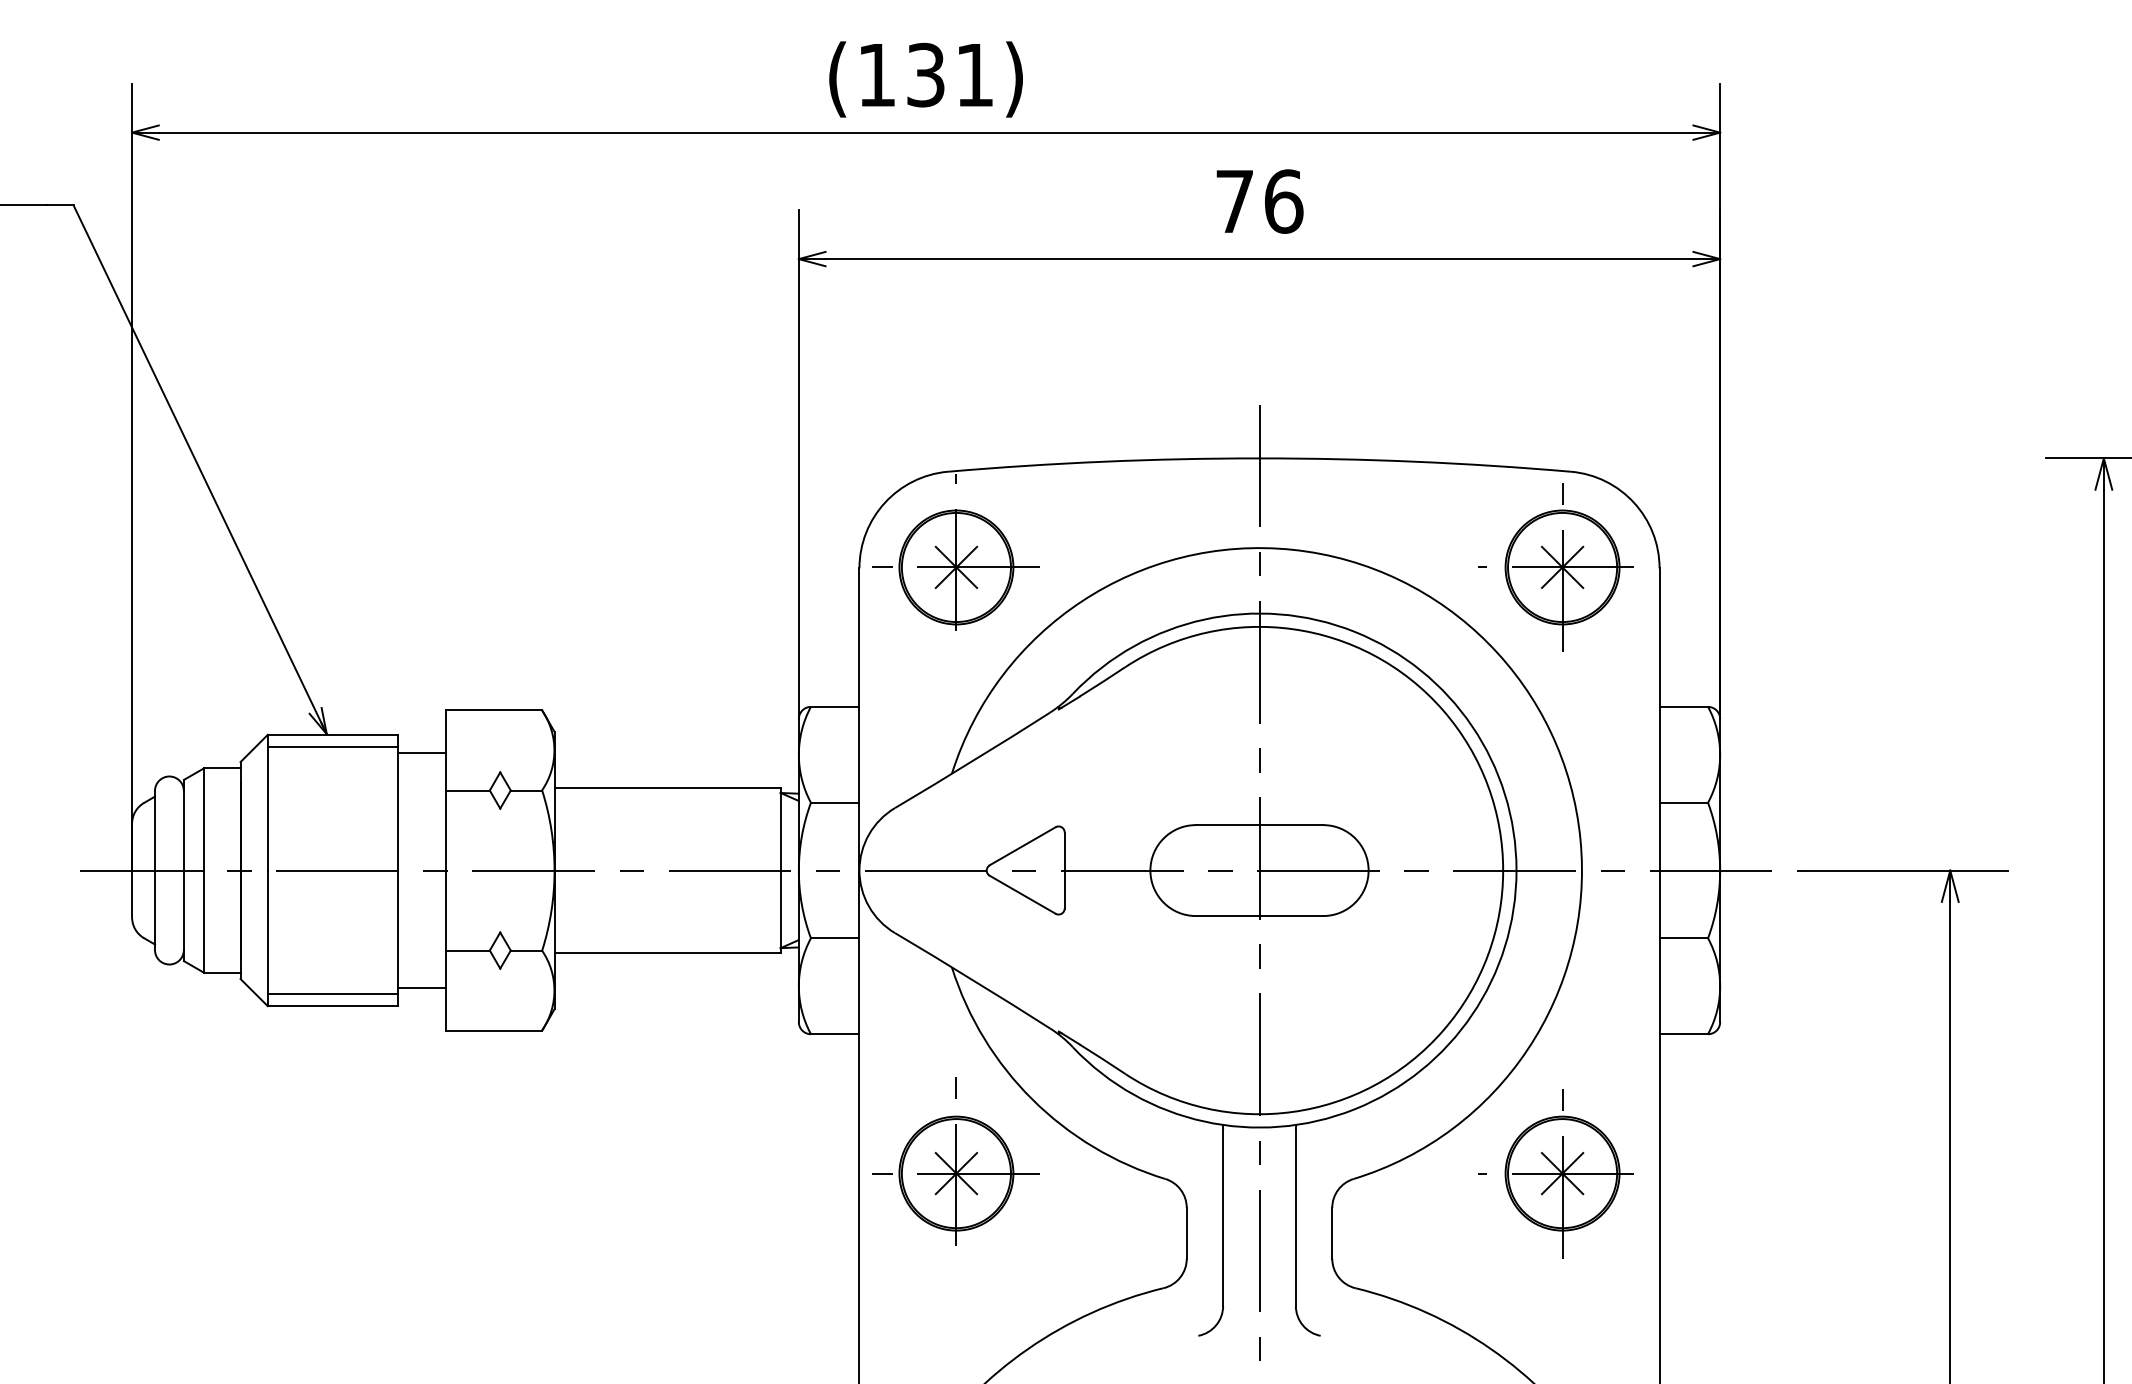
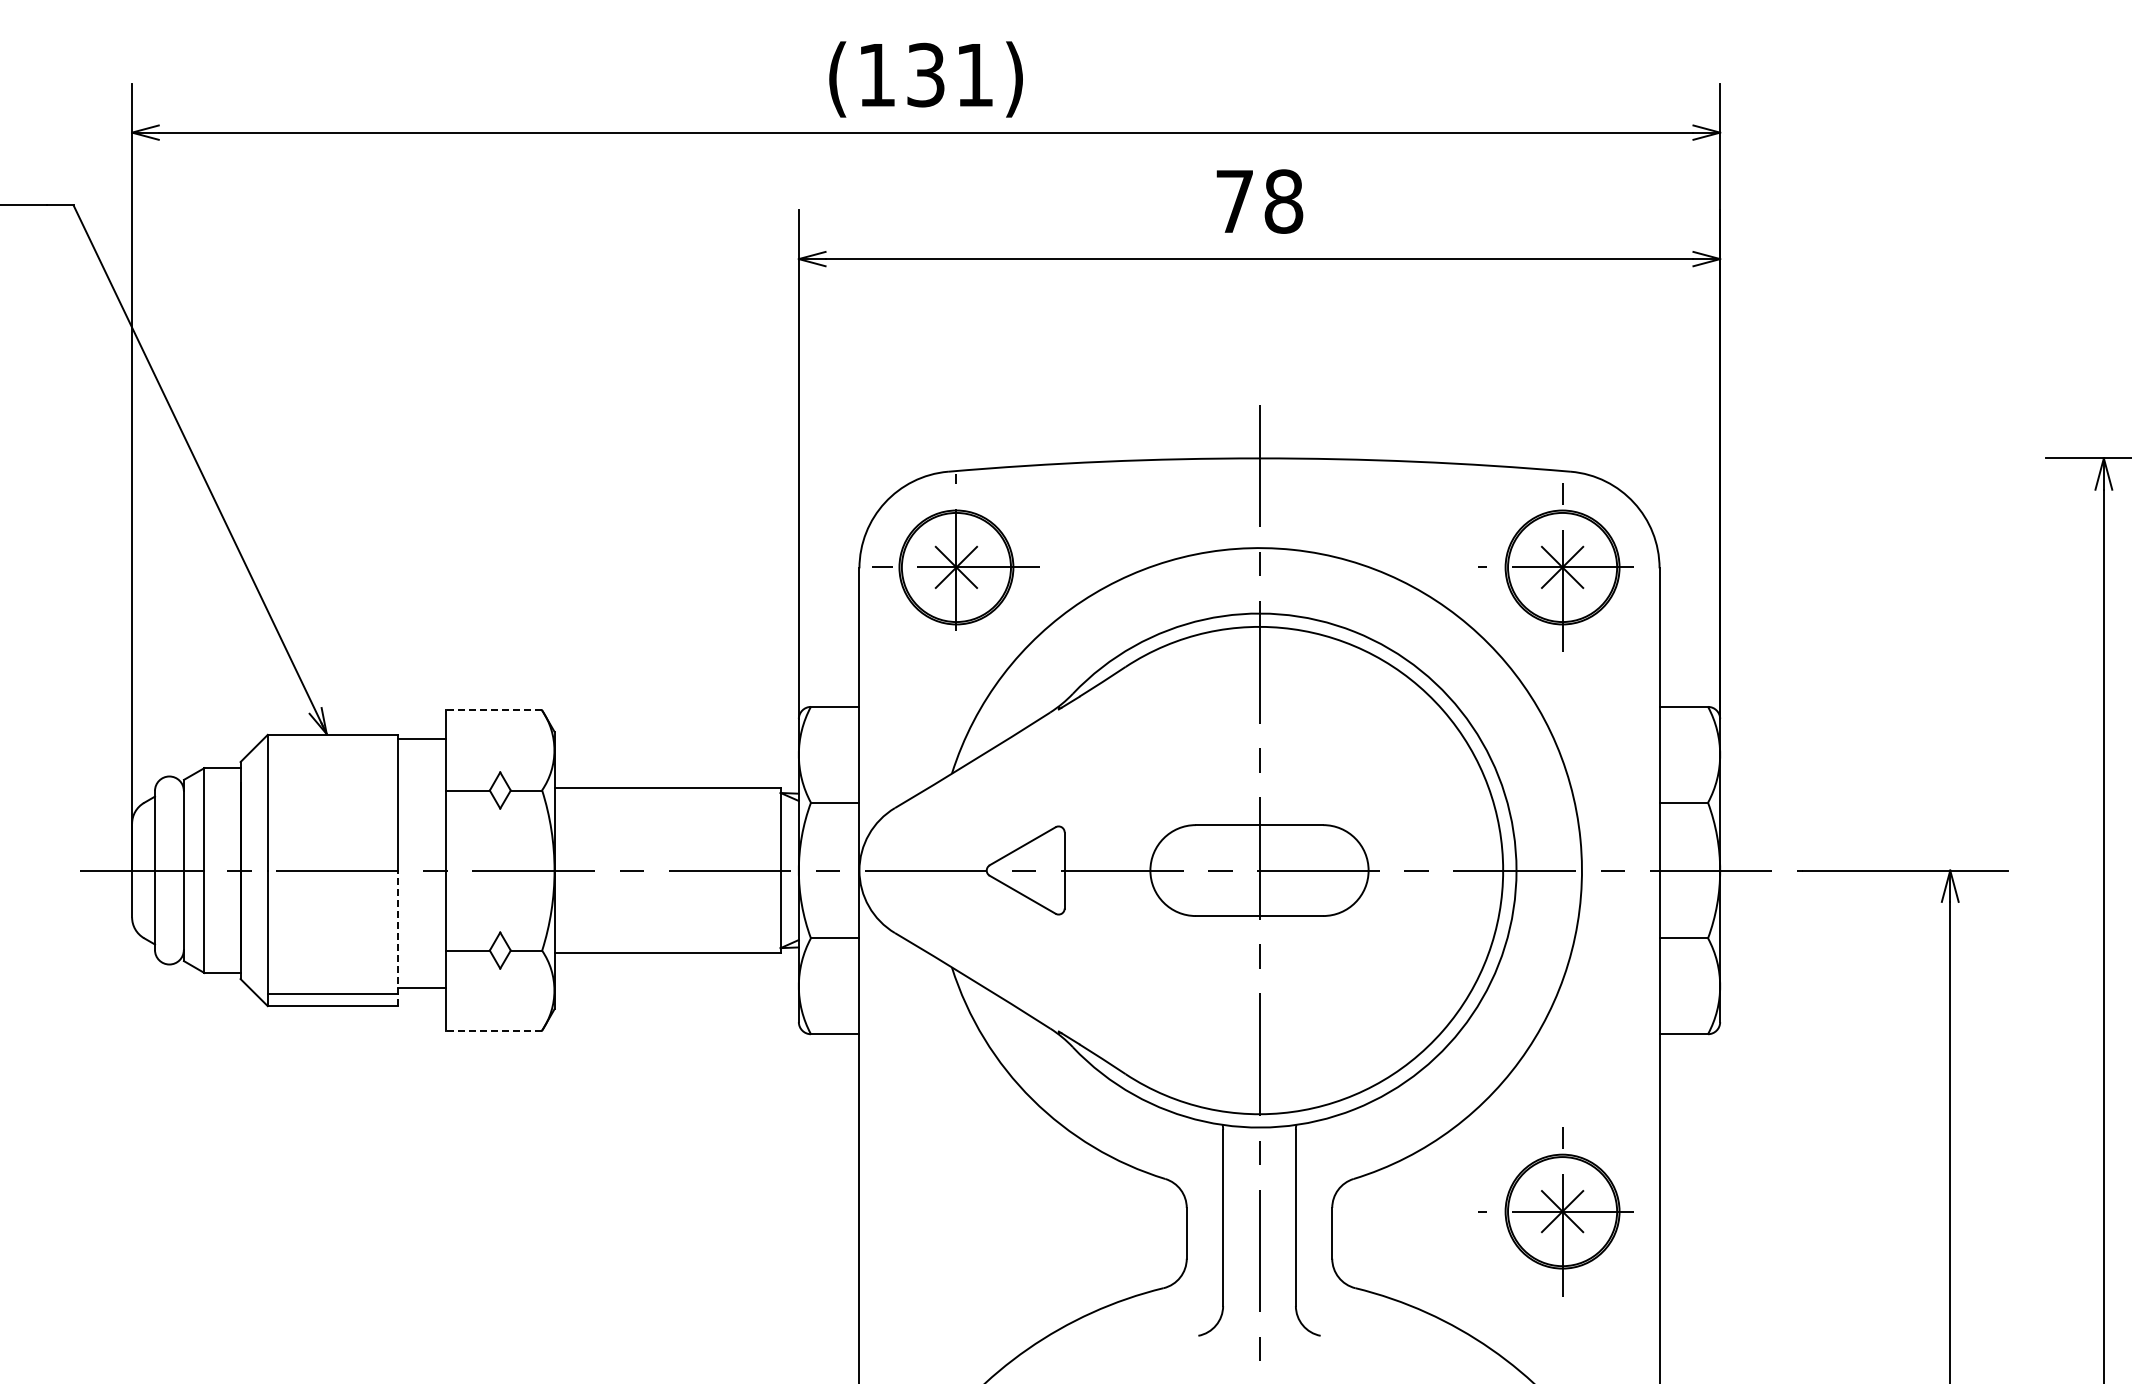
text: 76 -> 78 (1283, 201)
line: solid -> dashed (493, 710)
line: present -> none (332, 747)
line position: (421, 752) -> (421, 738) (421, 738)
line: solid -> dashed (397, 938)
line: solid -> dashed (493, 1030)
part: present -> none (955, 1161)
part position: (1555, 1173) -> (1555, 1211) (1555, 1211)
